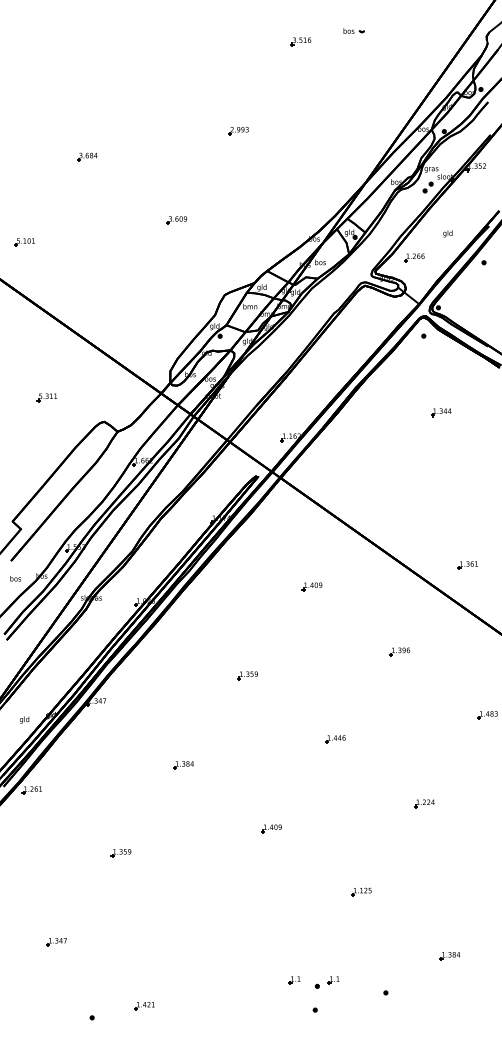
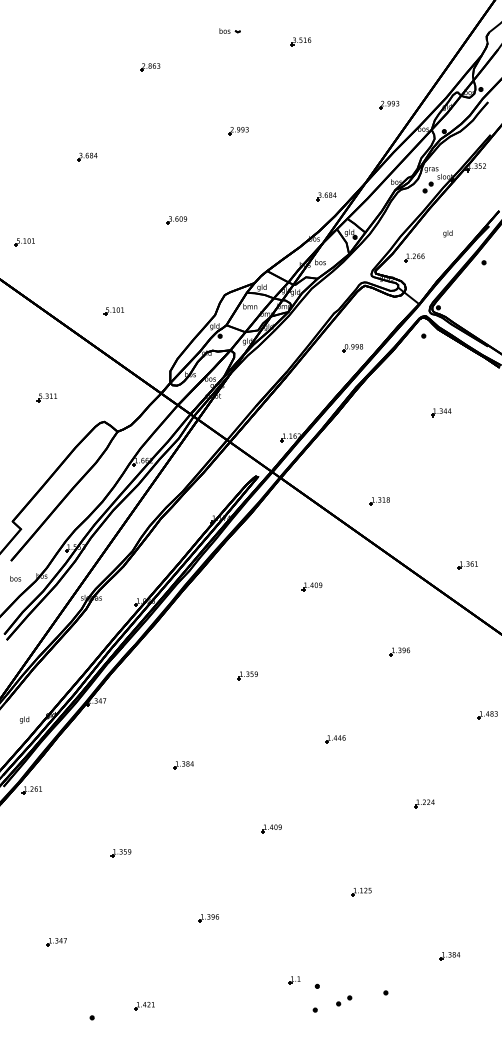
part position: (353, 30) -> (229, 30) (229, 30)
part: none -> present (150, 67)
part: none -> present (389, 104)
part: none -> present (326, 196)
part: none -> present (113, 311)
part: none -> present (352, 348)
part: none -> present (379, 501)
part: none -> present (208, 918)
part: present -> none (333, 980)
part: none -> present (344, 1000)
